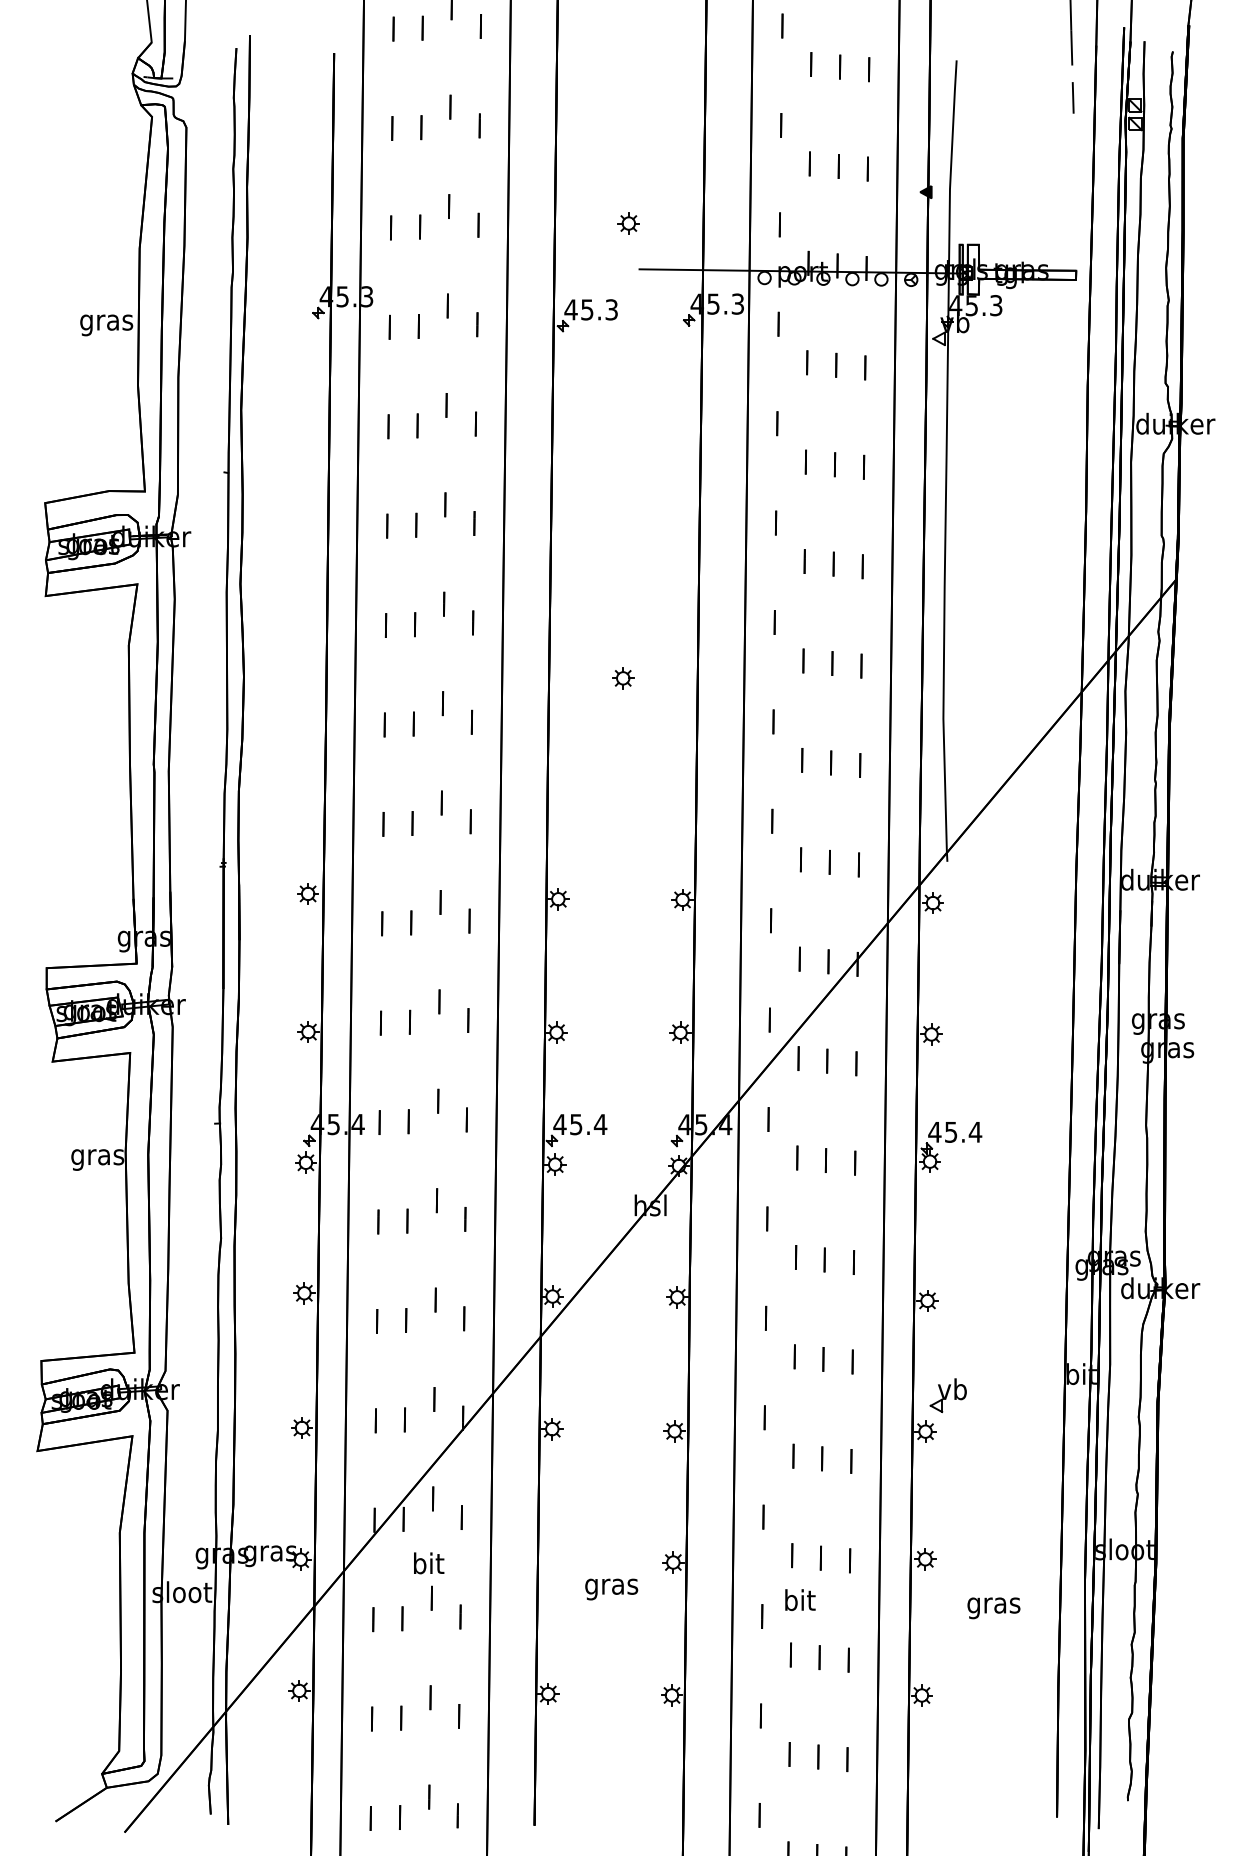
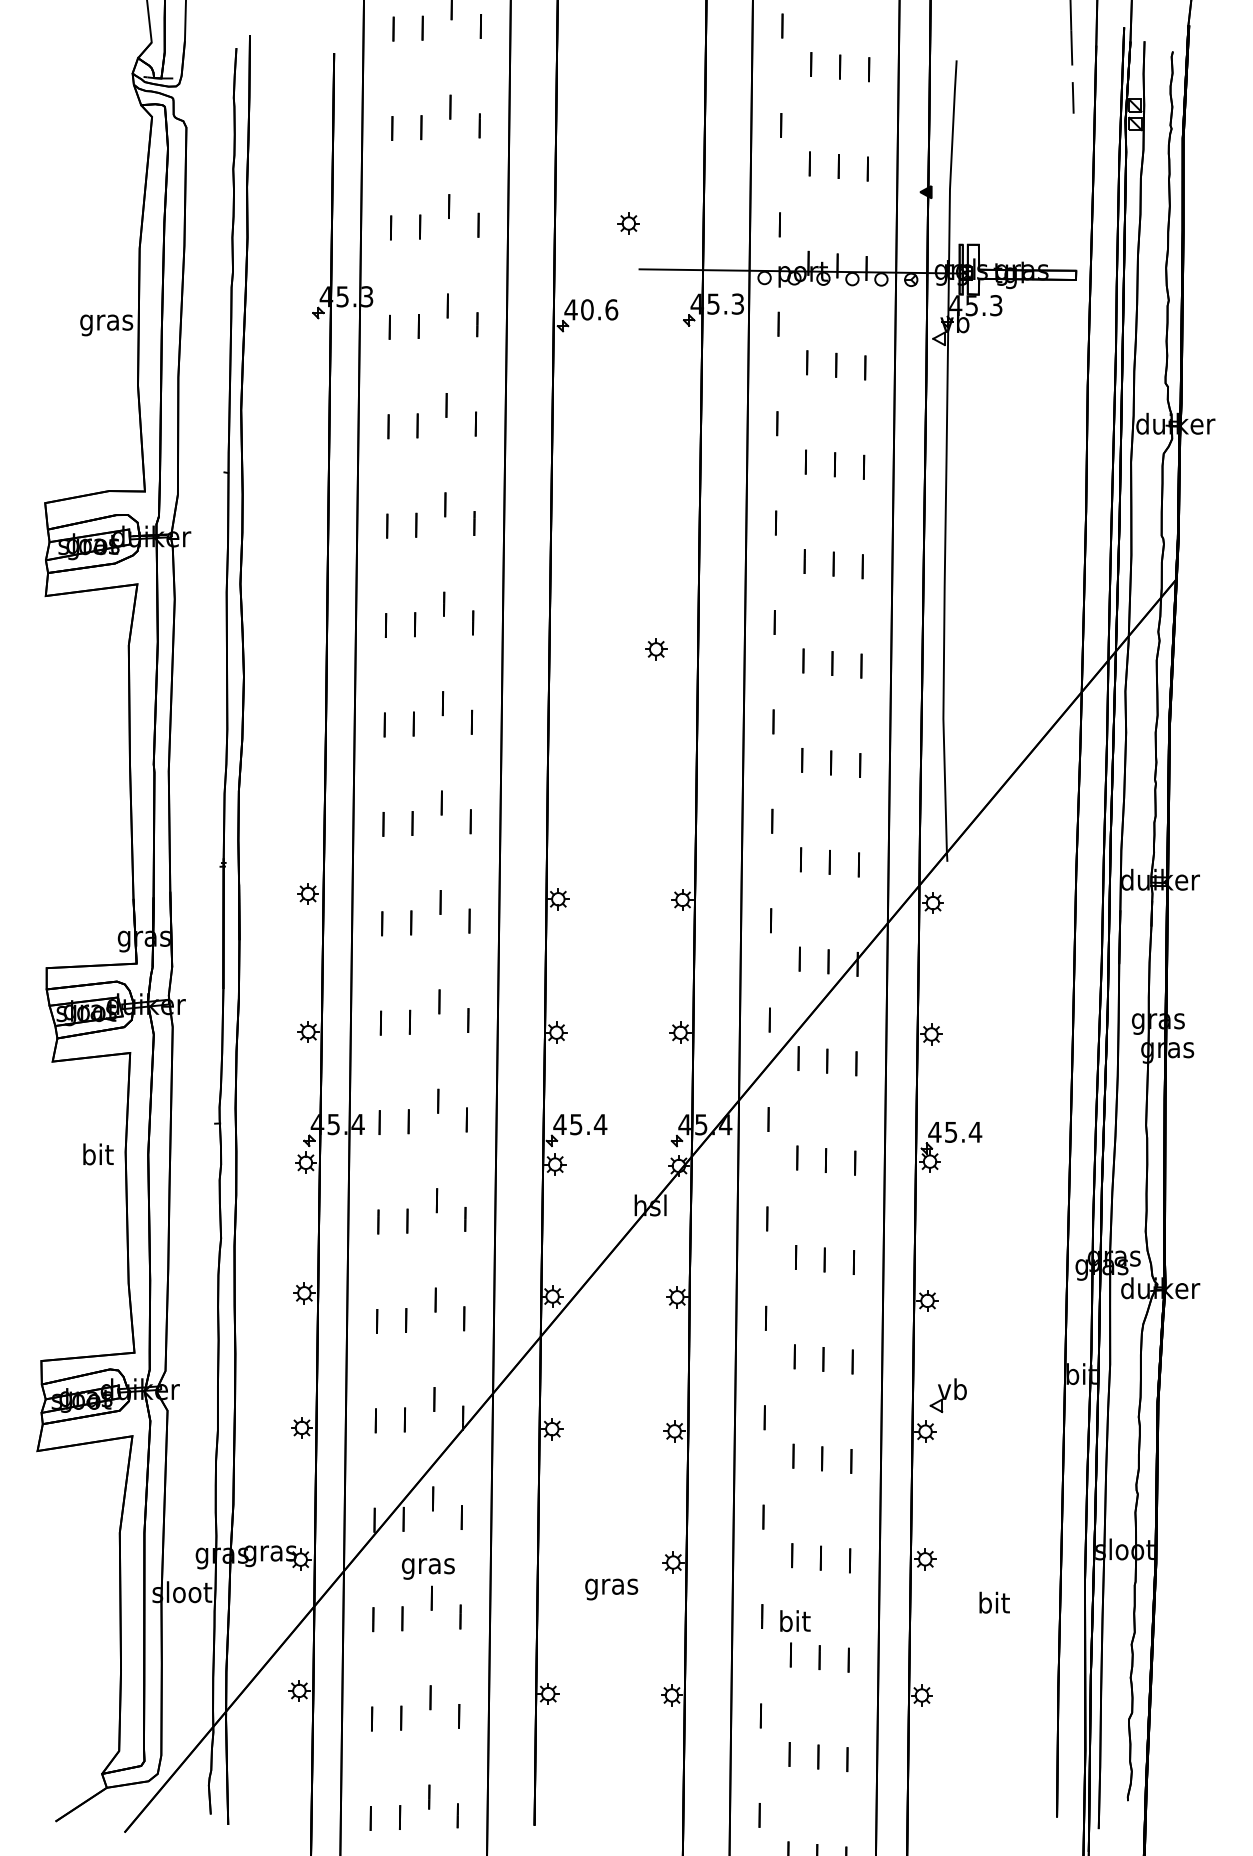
text: 45.3 -> 40.6 (599, 309)
part position: (623, 678) -> (656, 649) (656, 649)
text: gras -> bit (97, 1156)
text: bit -> gras (428, 1565)
text position: (800, 1599) -> (795, 1620) (795, 1620)
text: gras -> bit (993, 1605)
